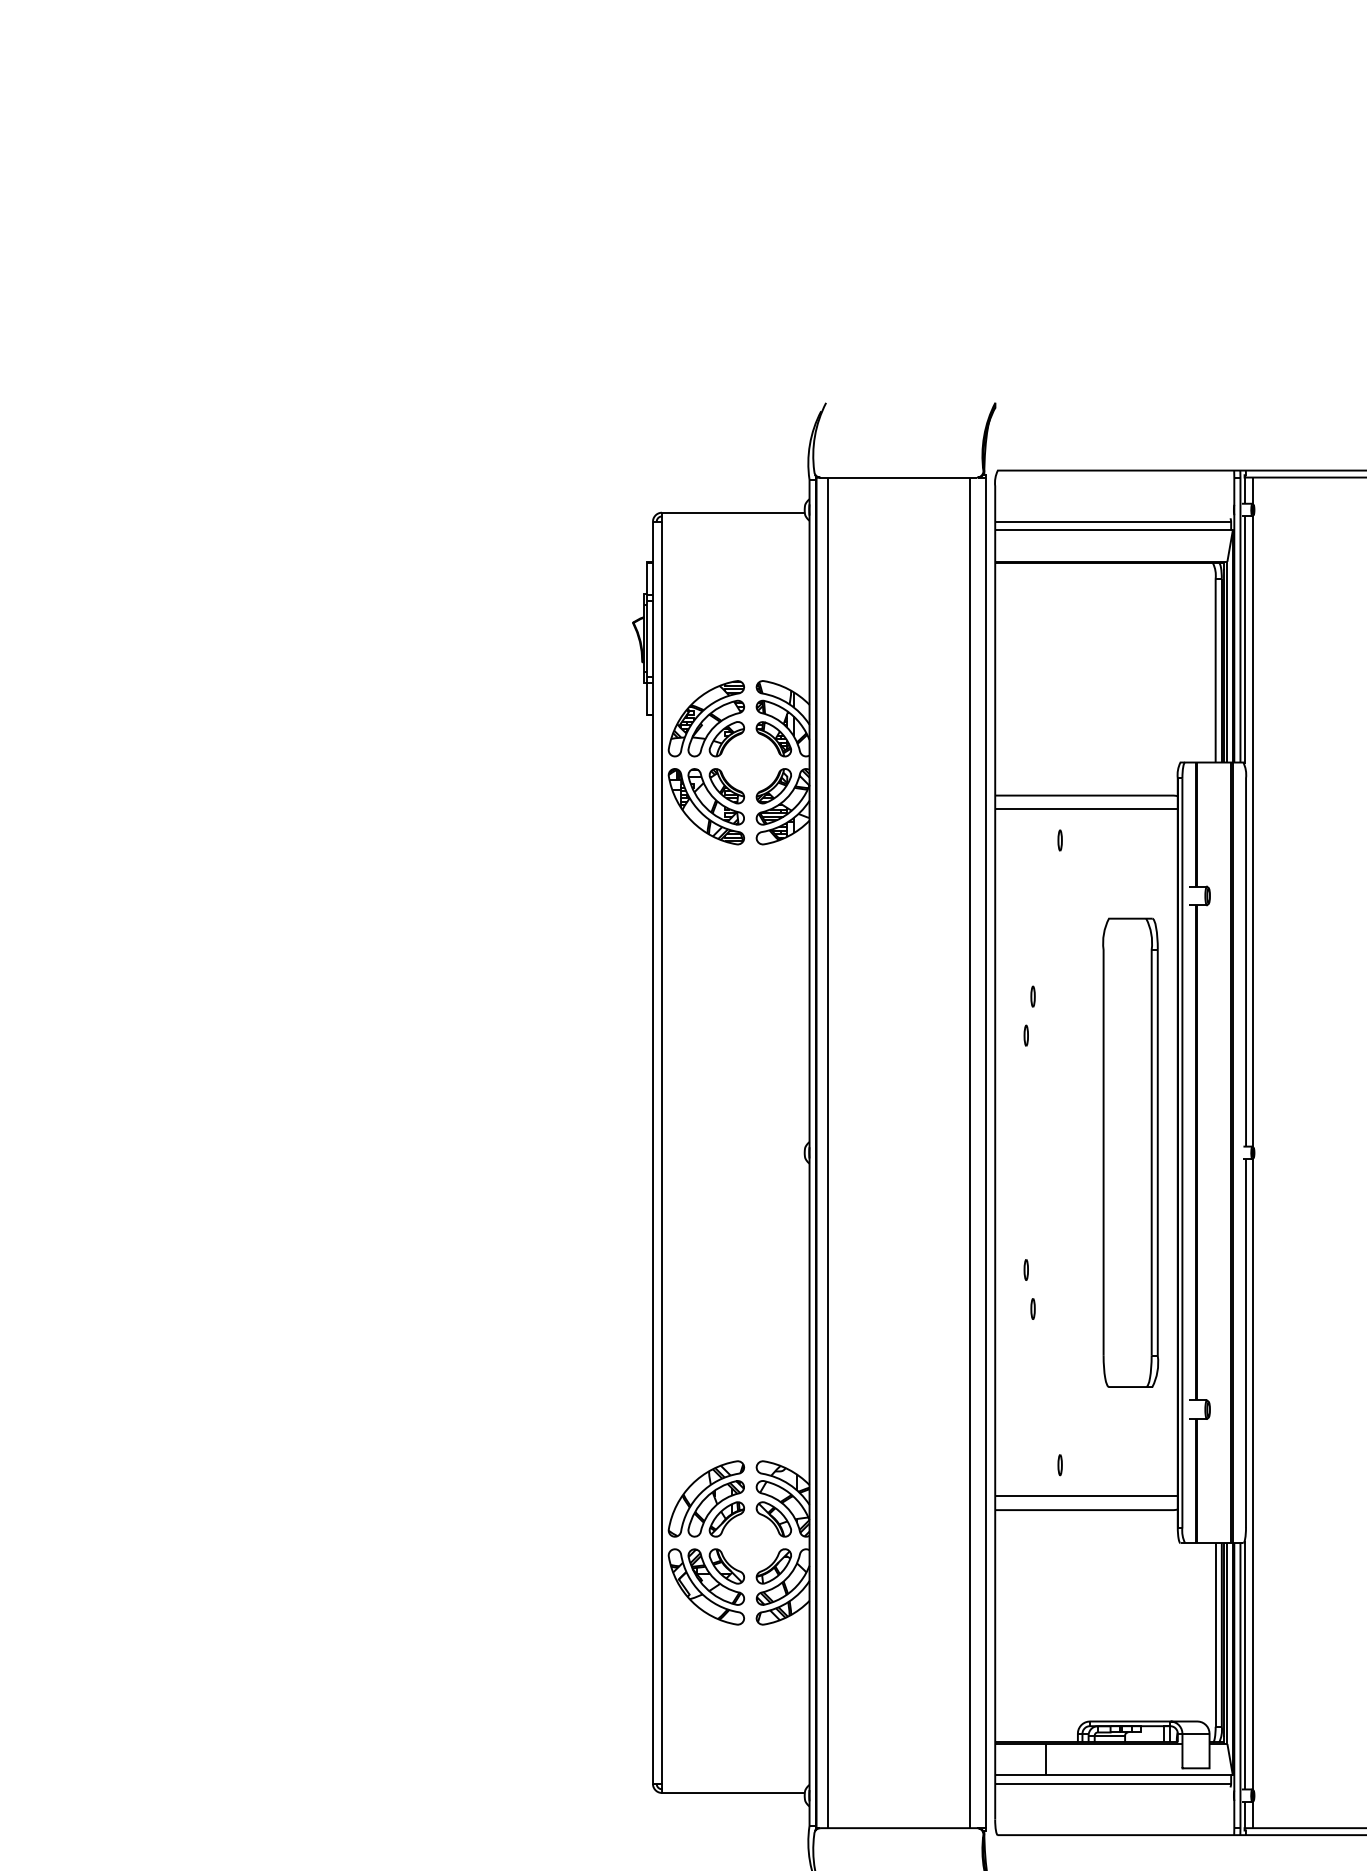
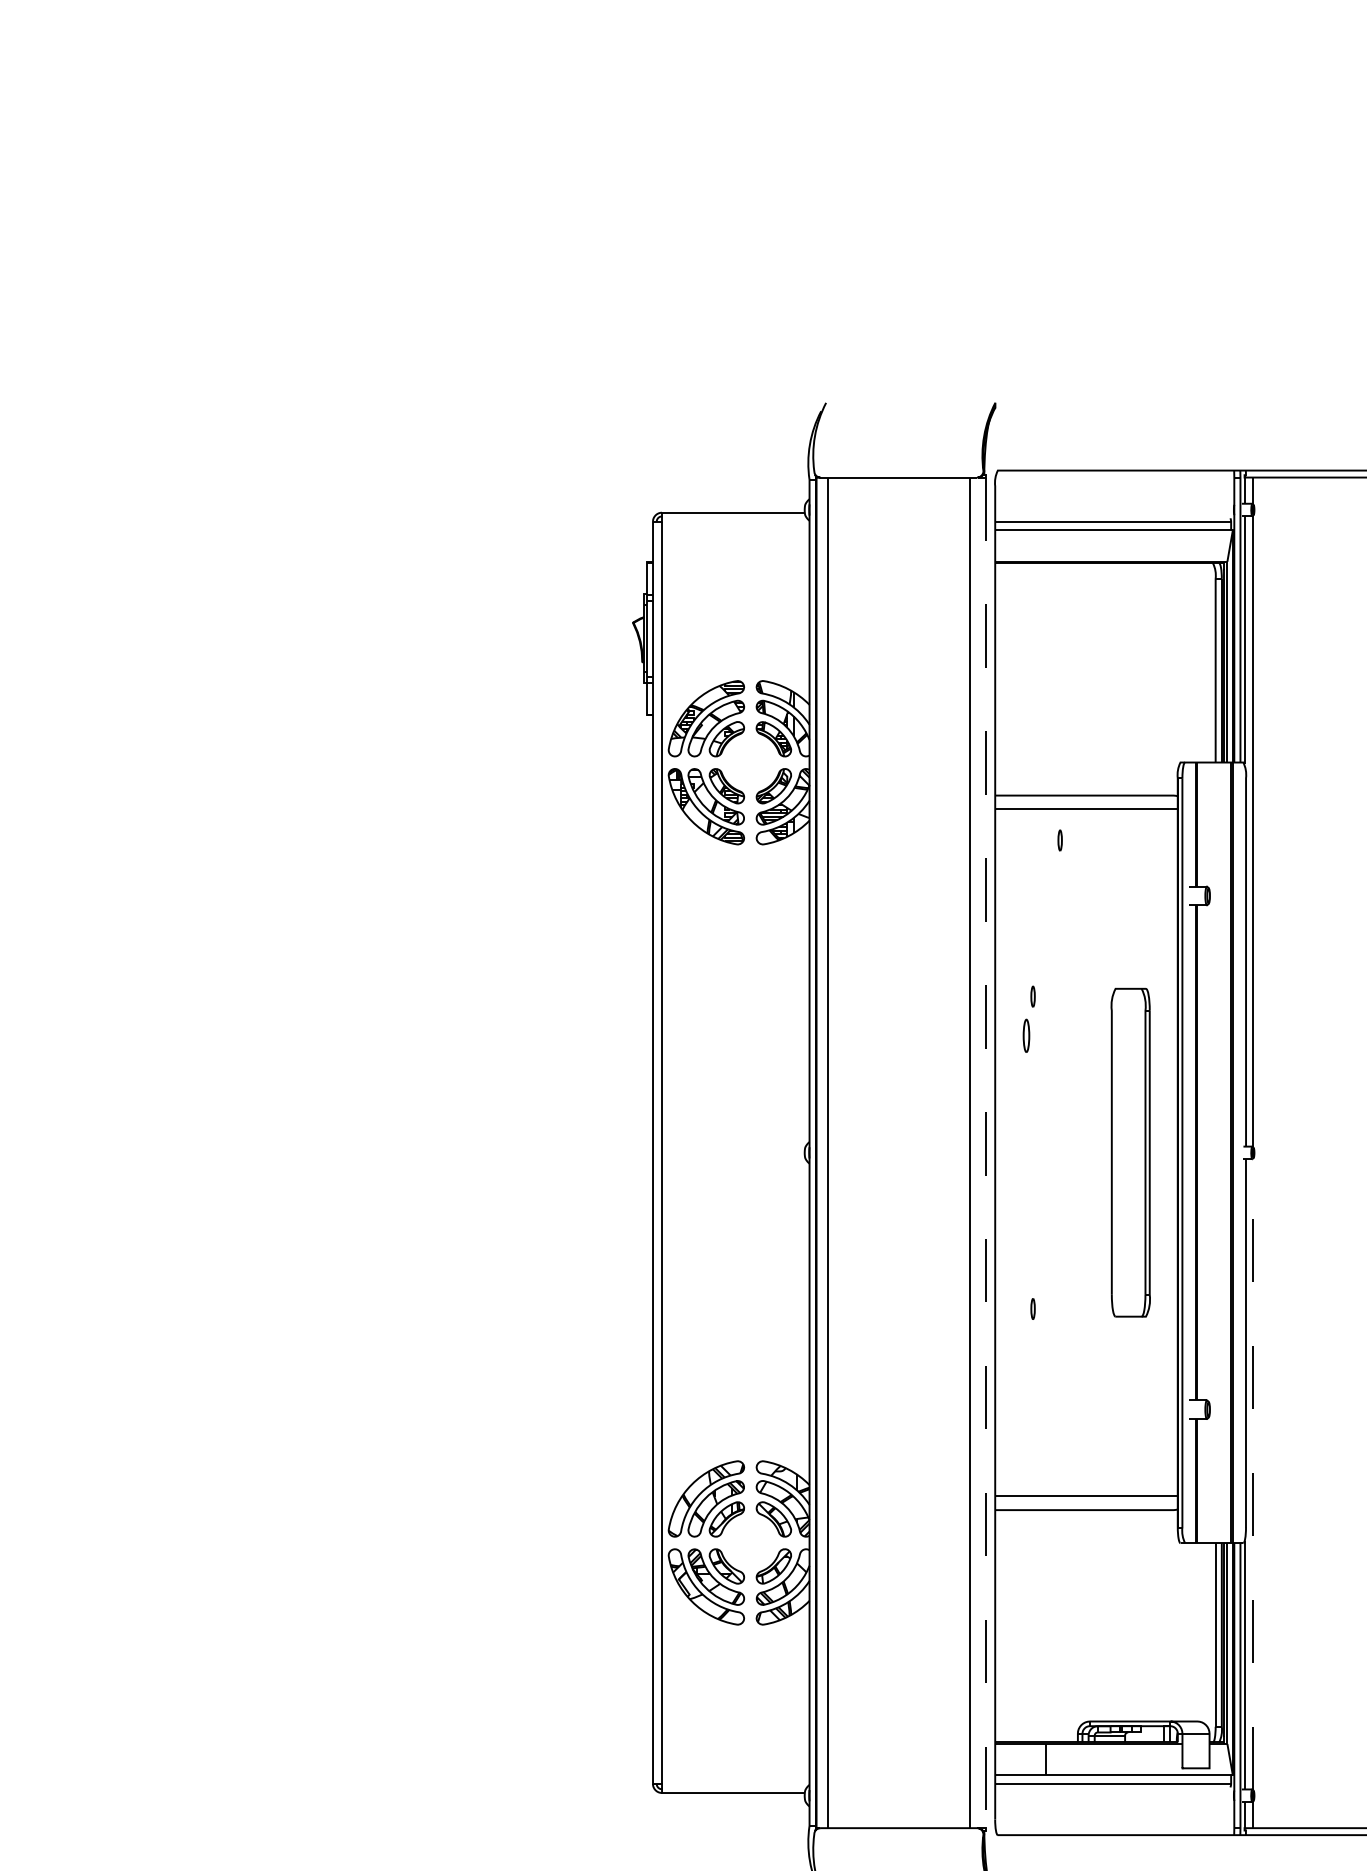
part size: 6x23 px -> 9x35 px (1026, 1035)
part size: 58x471 px -> 41x331 px (1130, 1152)
line: solid -> dashed (985, 1153)
part: present -> none (1025, 1269)
part: present -> none (1059, 1465)
line: solid -> dashed (1253, 1474)
